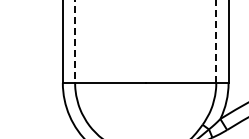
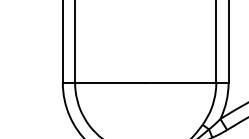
line: dashed -> solid (216, 41)
line: dashed -> solid (75, 42)
